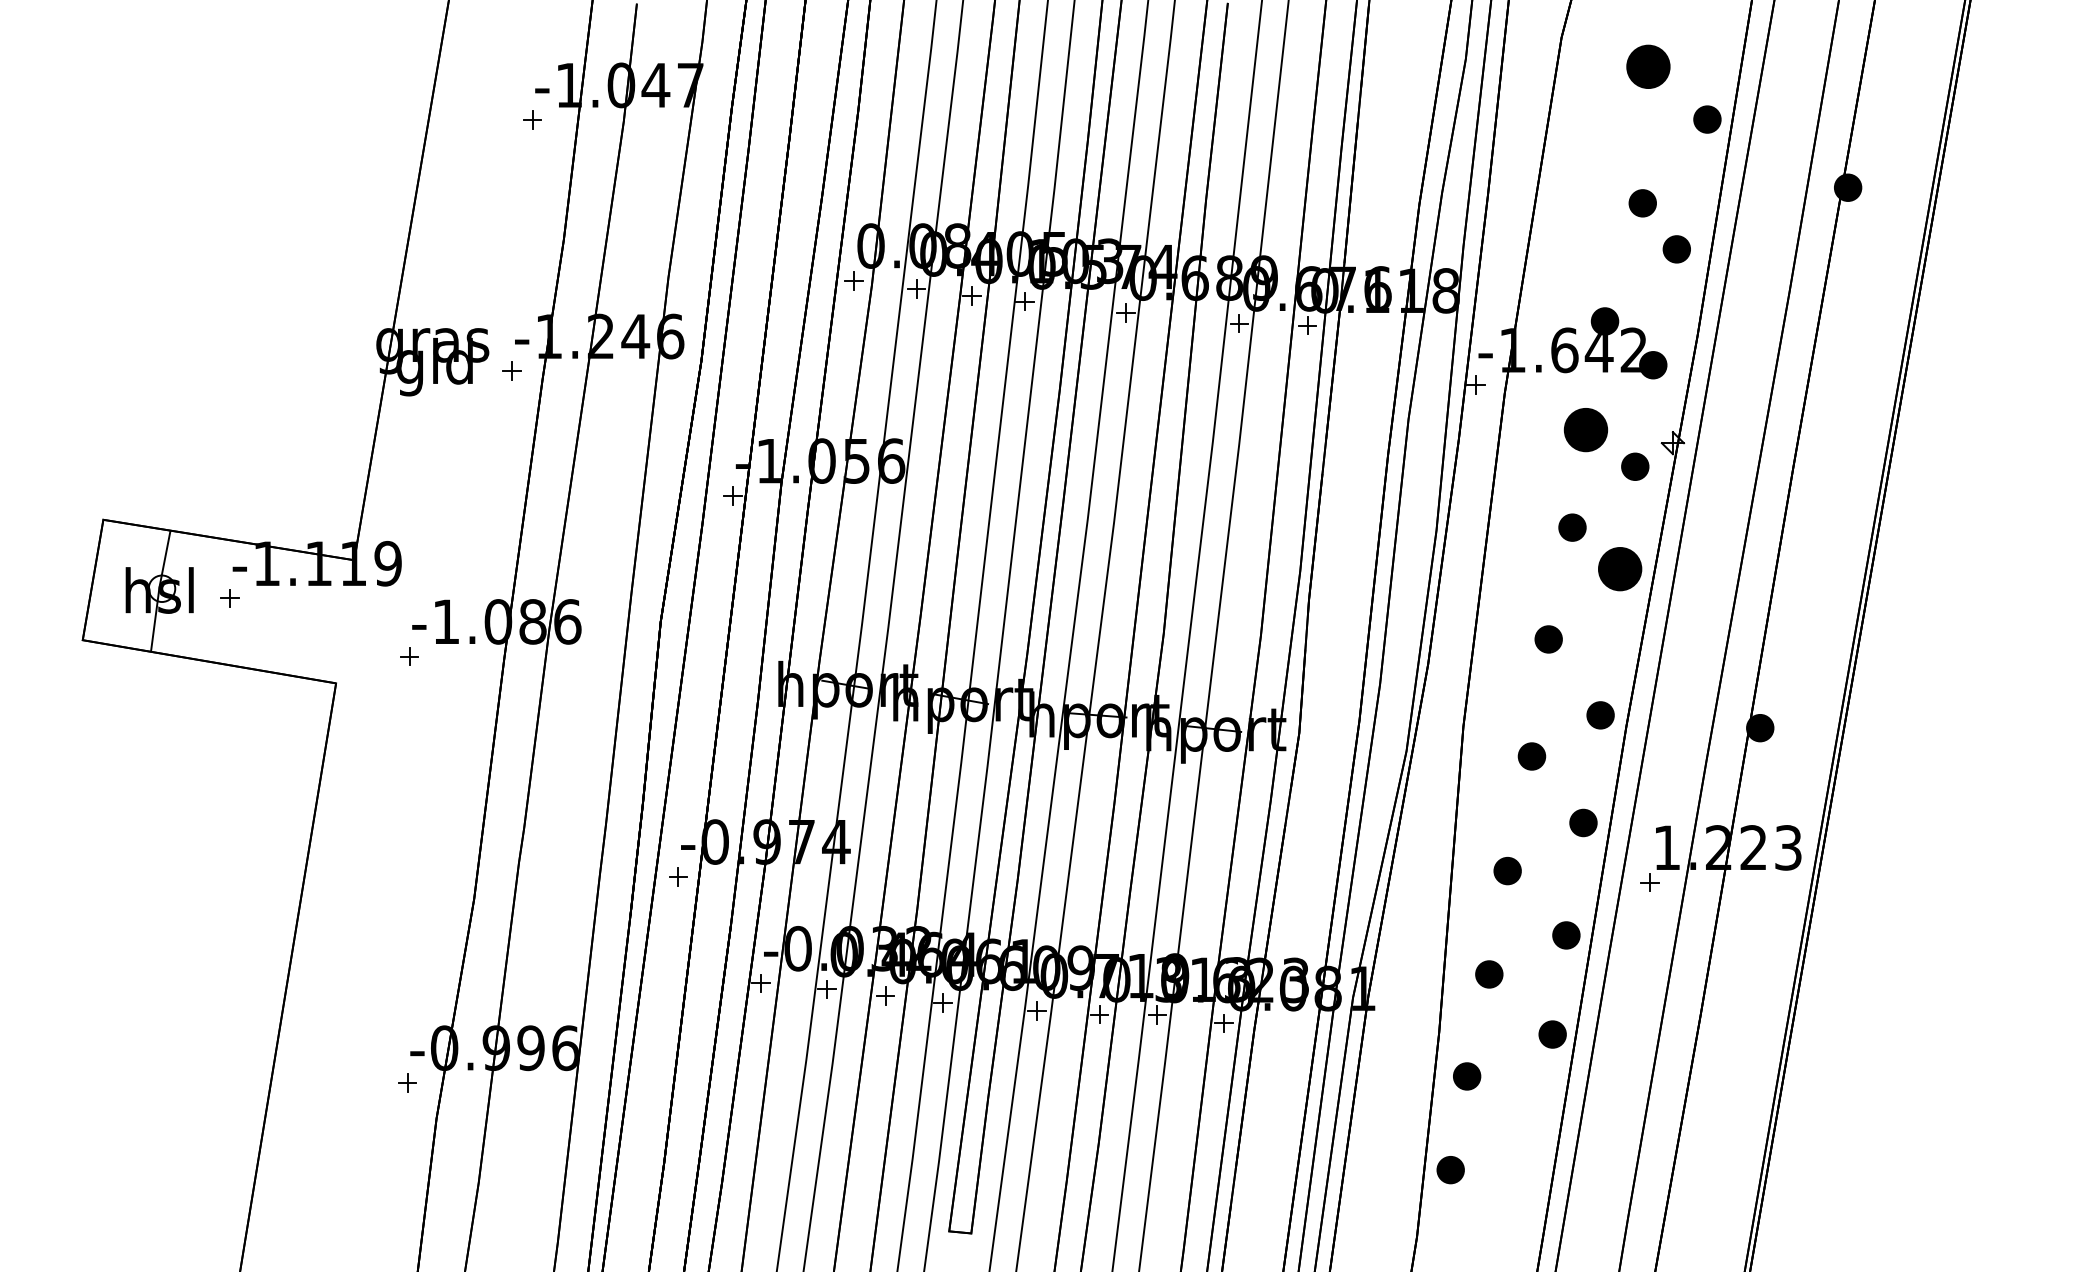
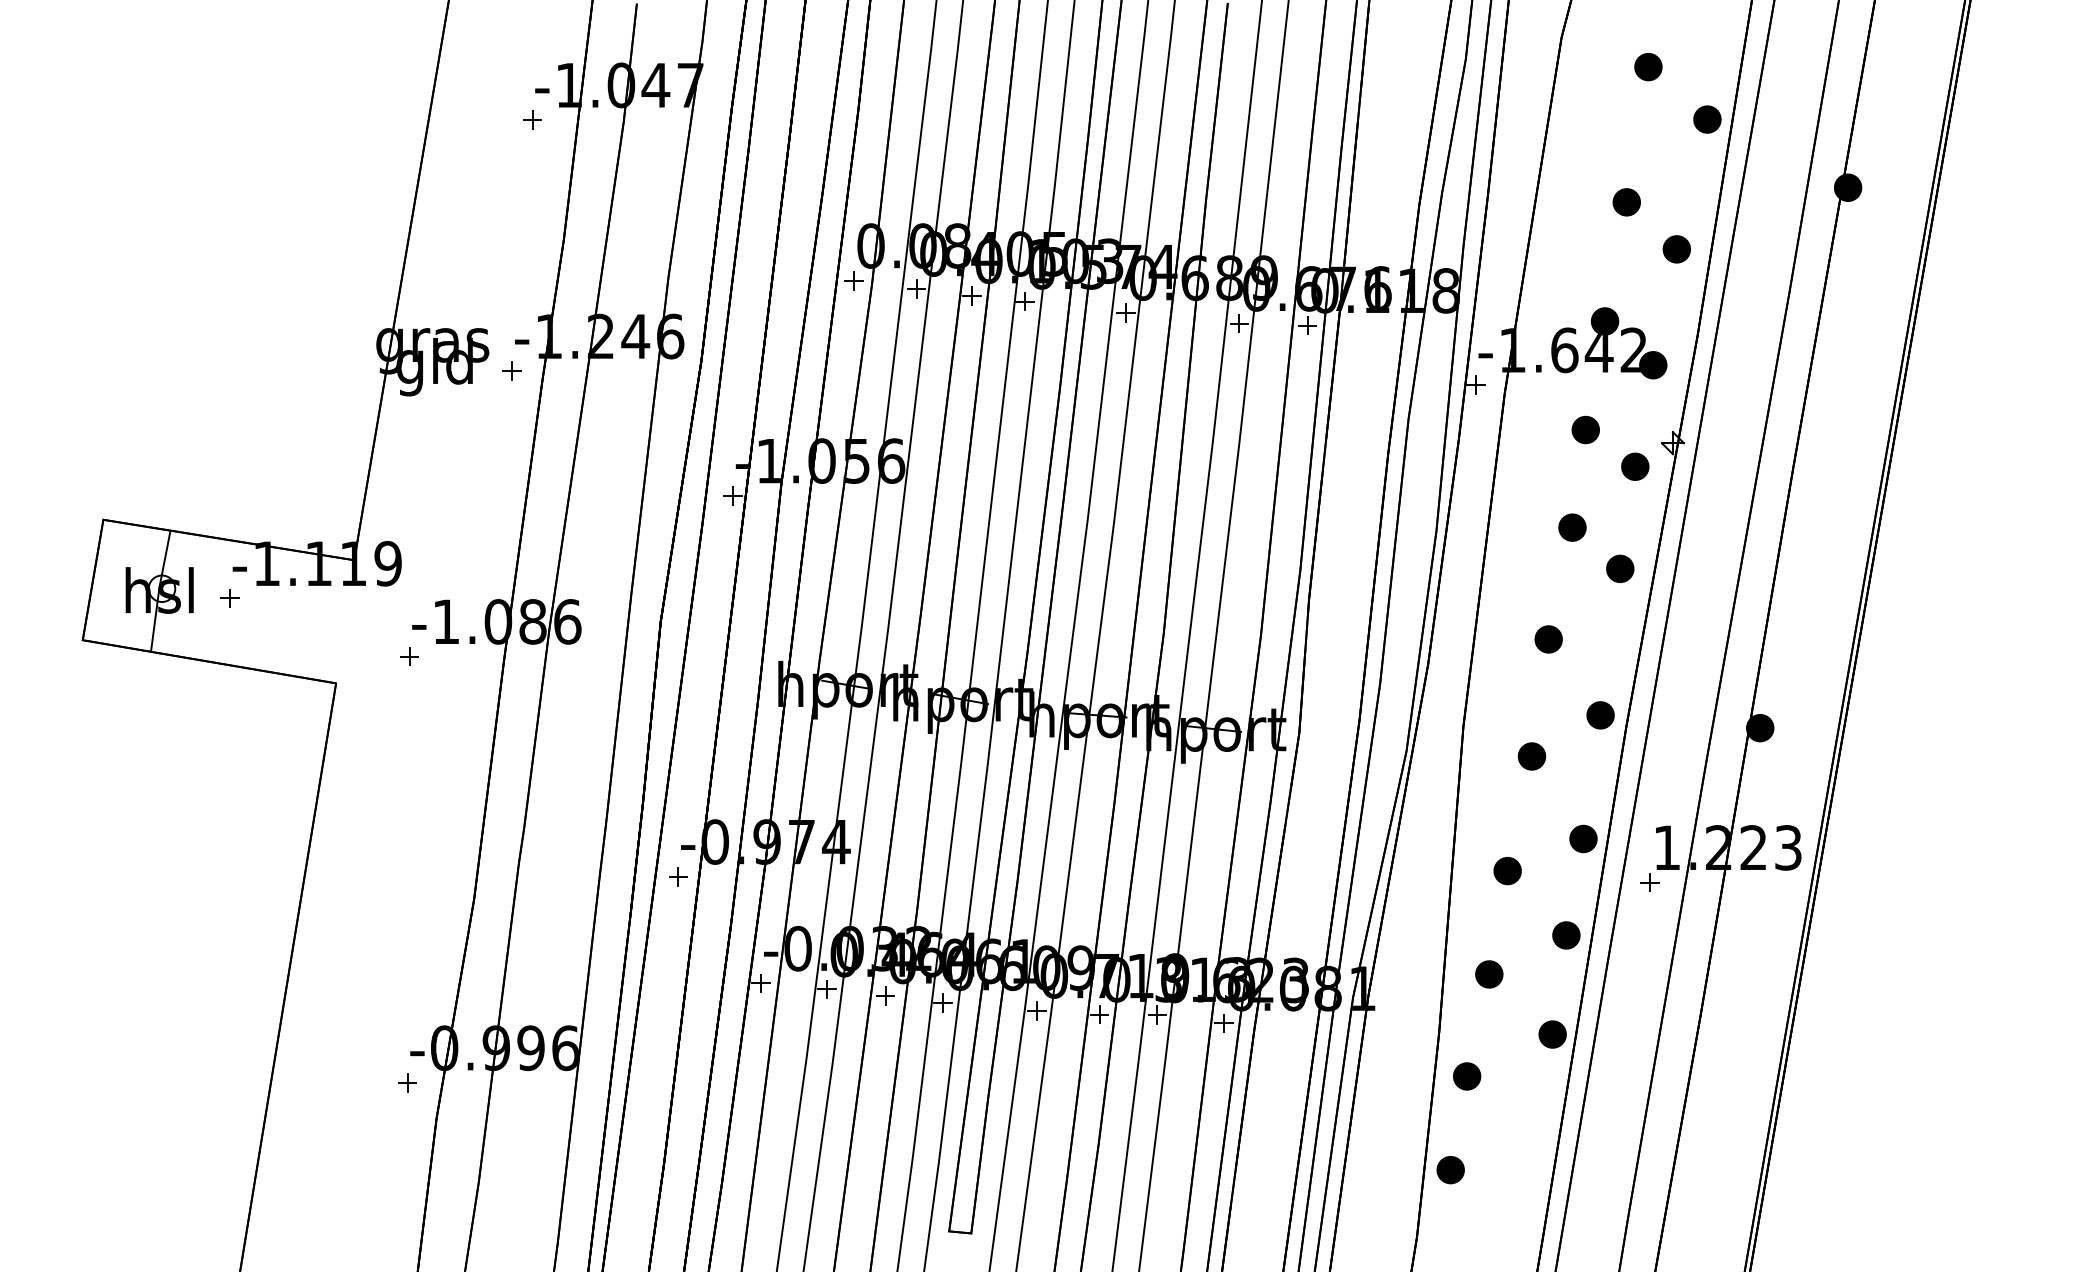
part size: 45x45 px -> 29x29 px (1648, 67)
part position: (1642, 203) -> (1626, 202) (1626, 202)
part size: 46x45 px -> 29x30 px (1585, 429)
part size: 45x45 px -> 29x29 px (1620, 568)
part position: (1583, 822) -> (1583, 838) (1583, 838)
